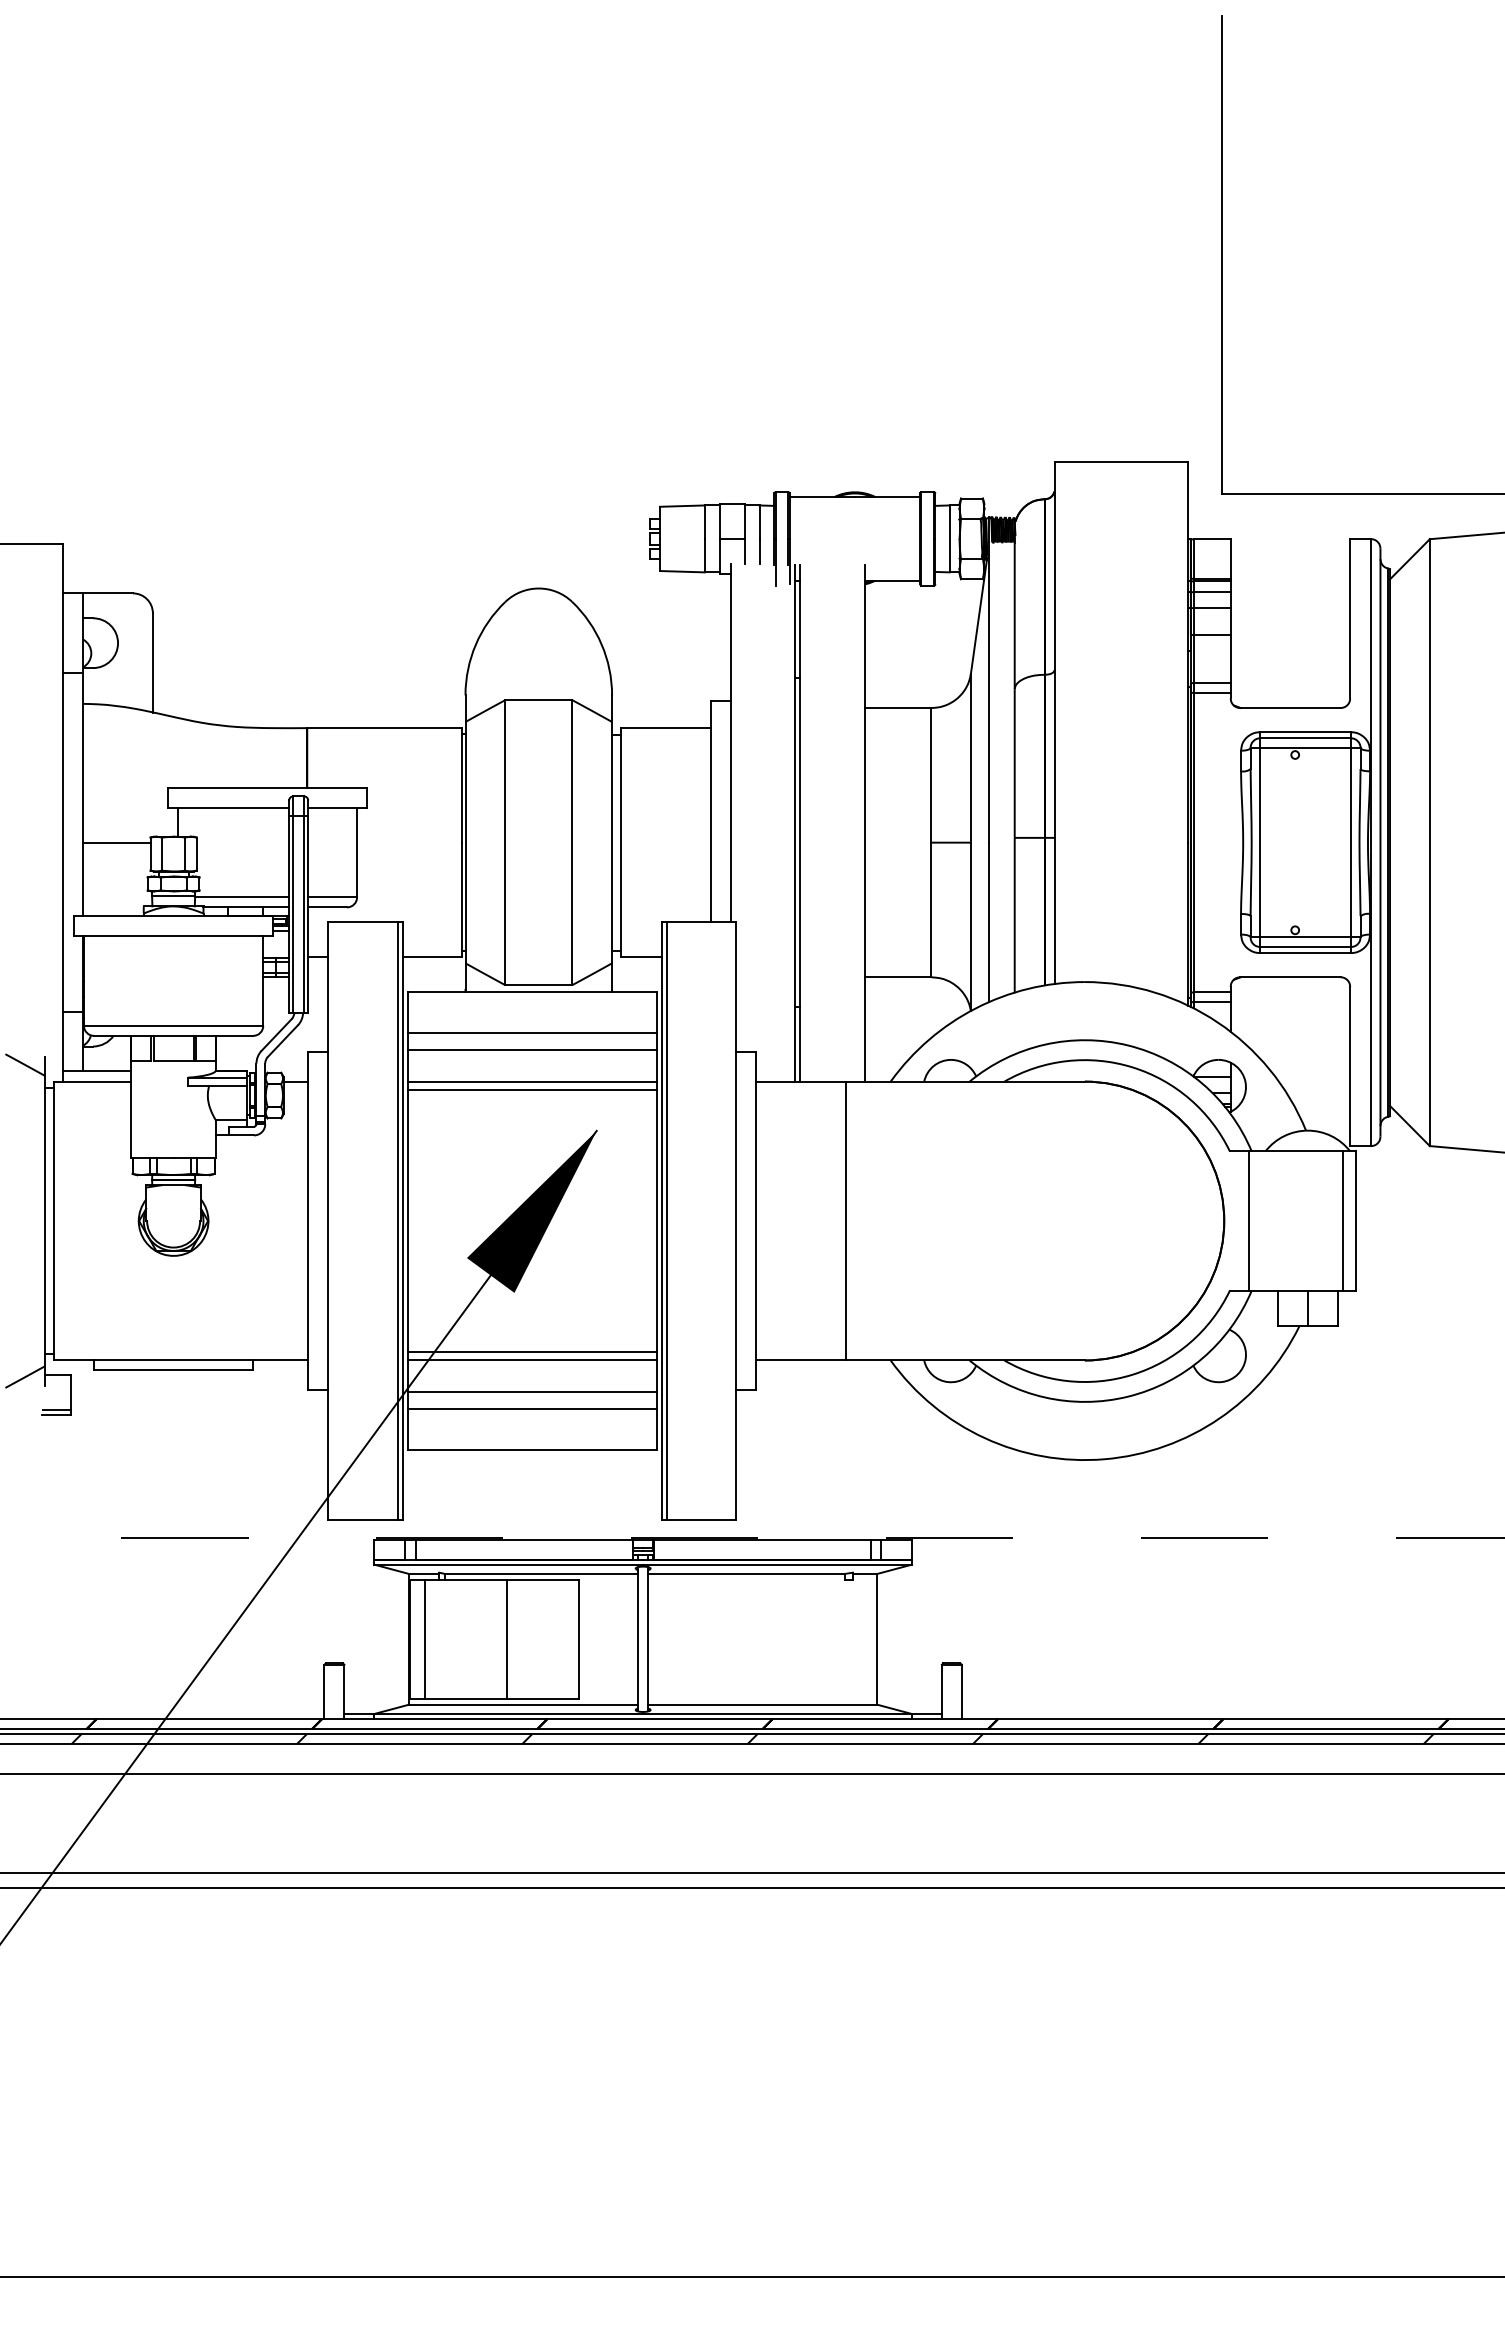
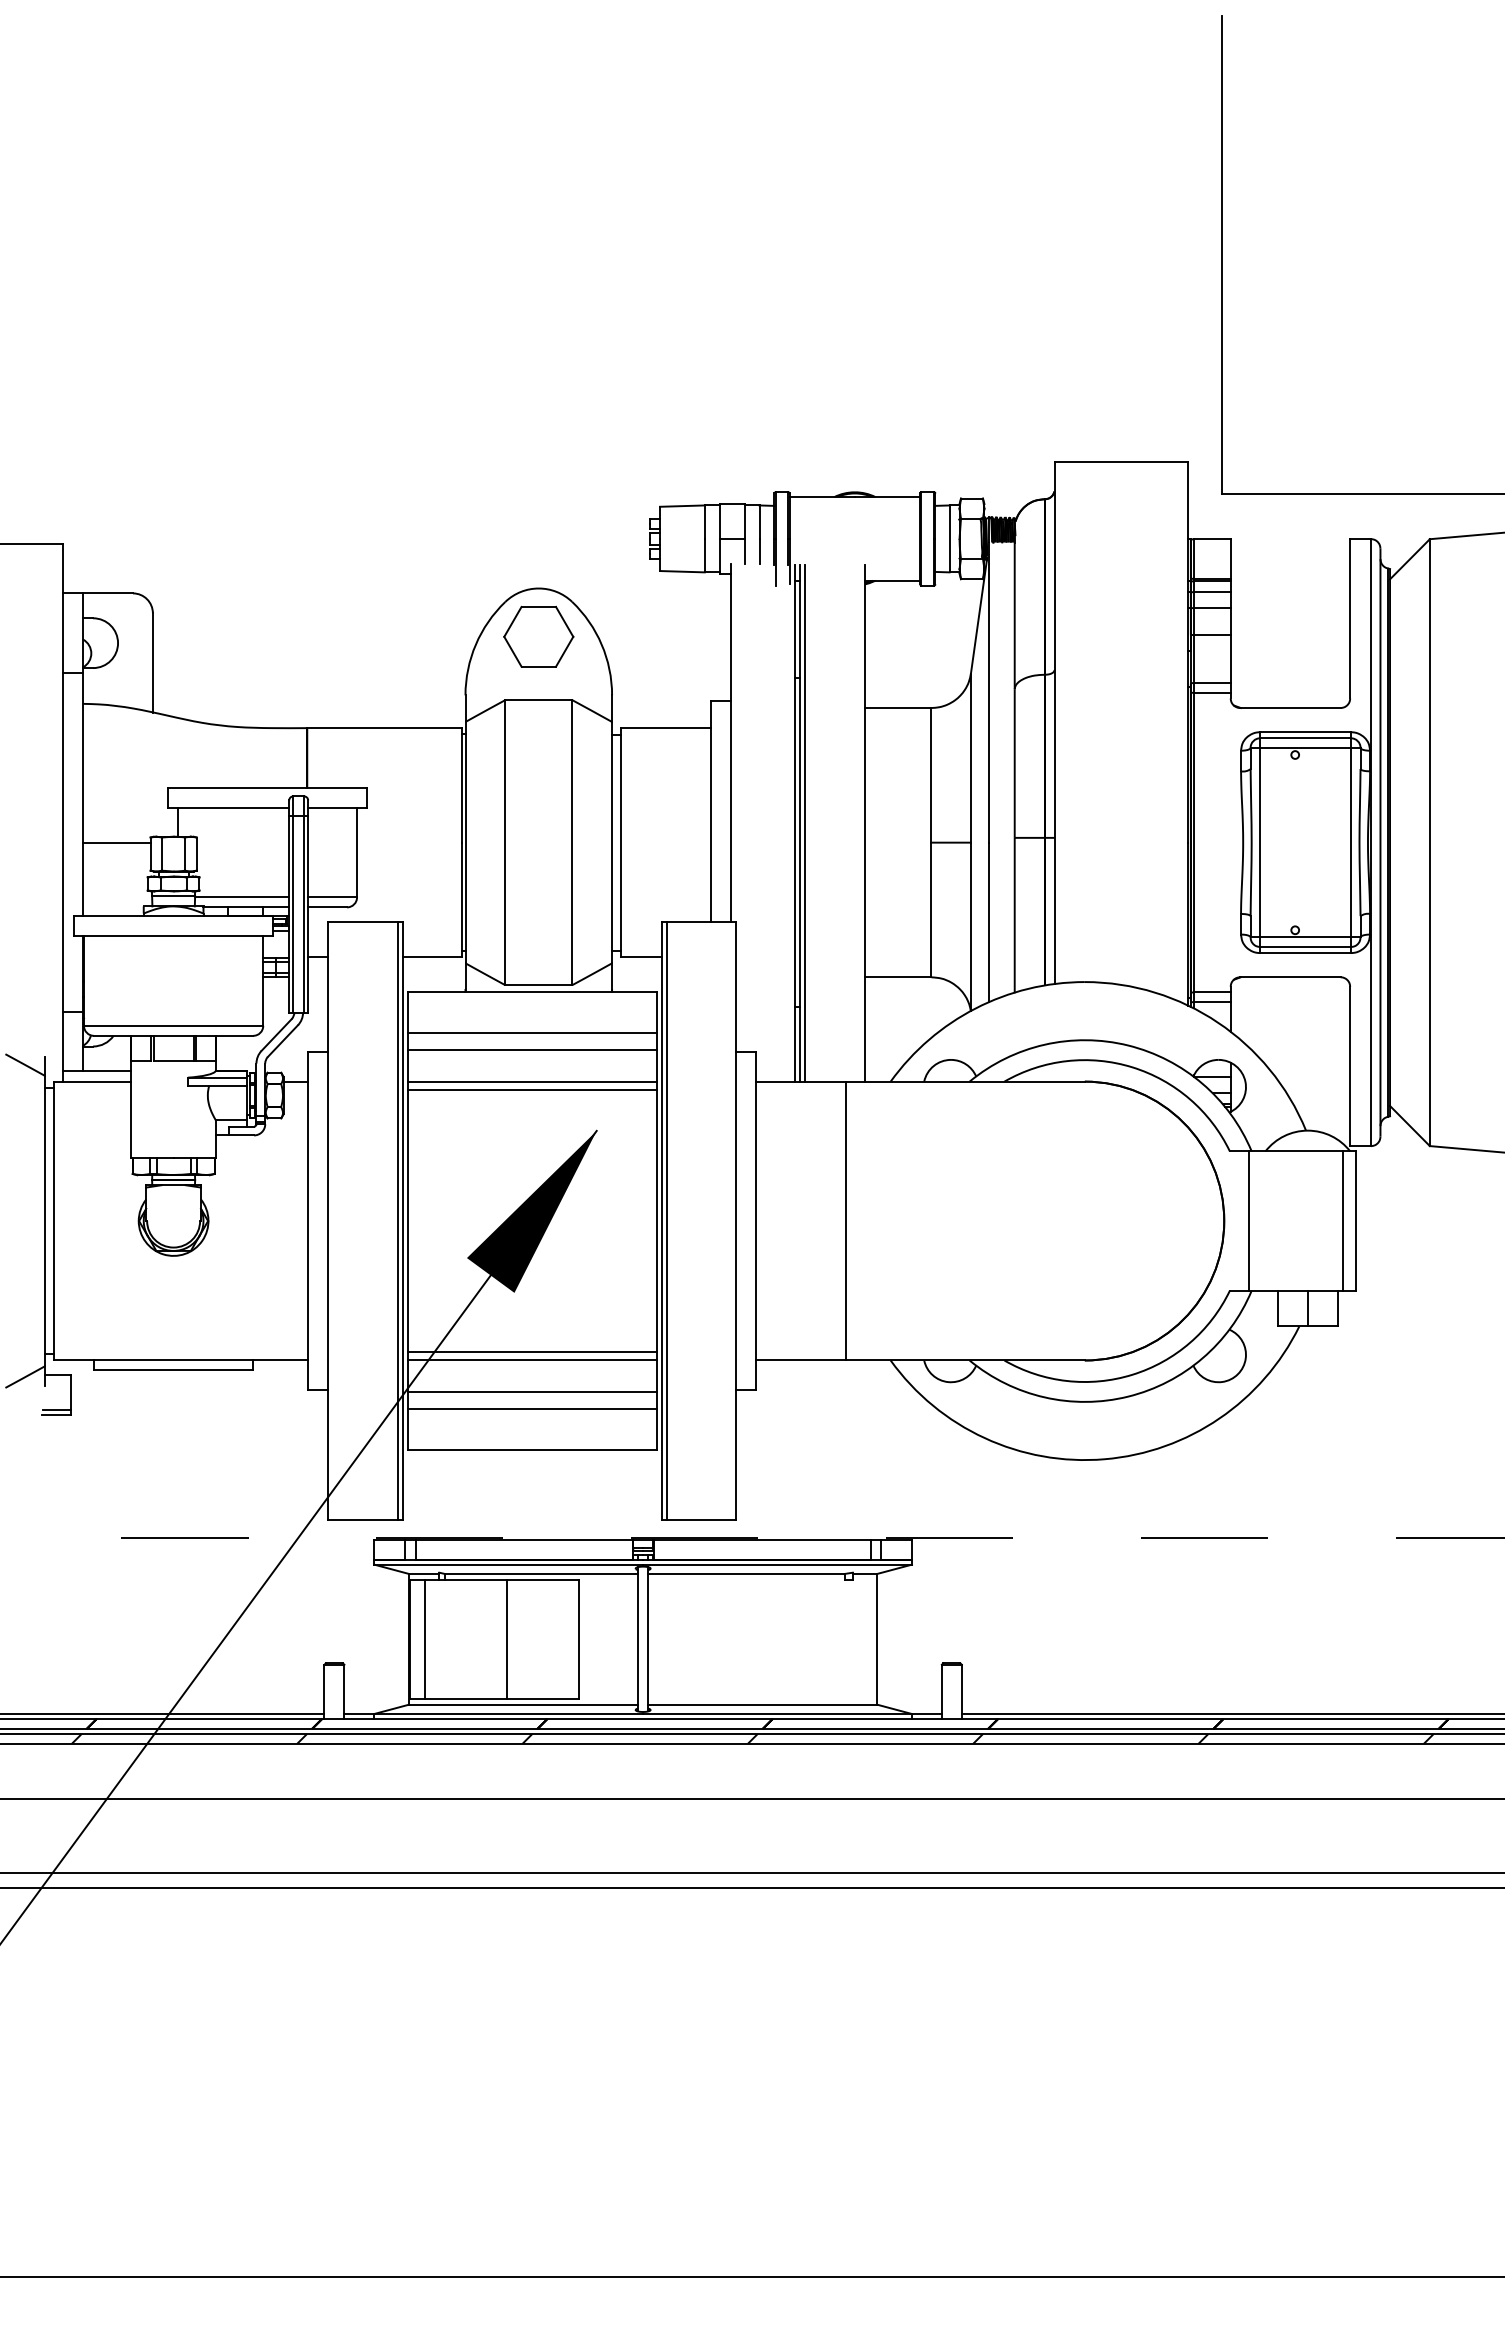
part: none -> present (538, 636)
line: none -> present (805, 822)
line: none -> present (163, 1714)
line: none -> present (1231, 1714)
line position: (751, 1773) -> (751, 1798) (751, 1798)
